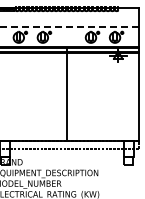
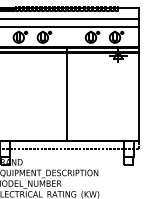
line: none -> present (70, 18)
line: dashed -> solid (69, 26)
